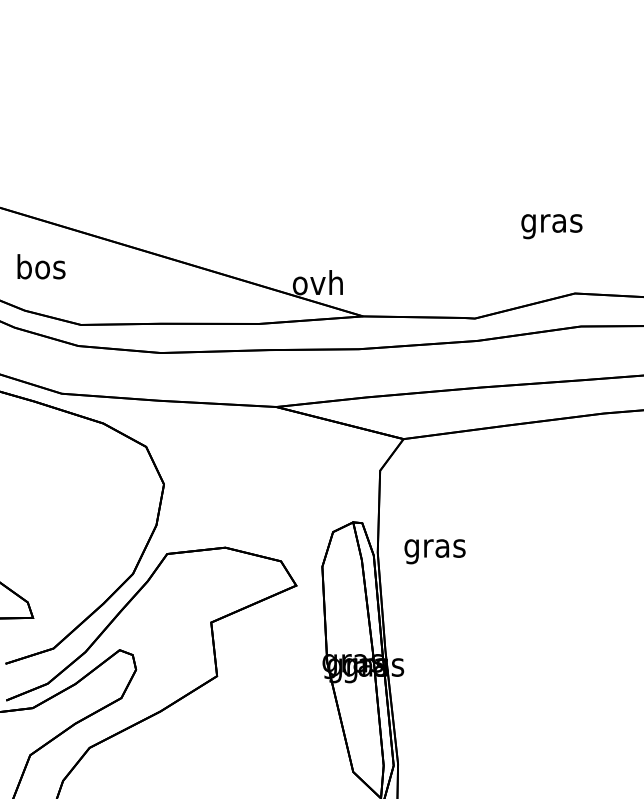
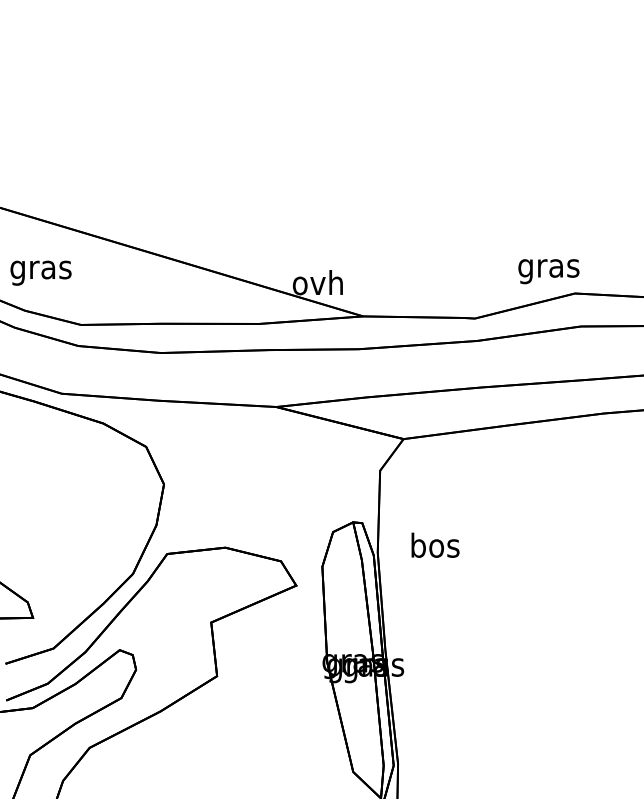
text position: (551, 226) -> (548, 271) (548, 271)
text: bos -> gras (40, 269)
text: gras -> bos (434, 548)
